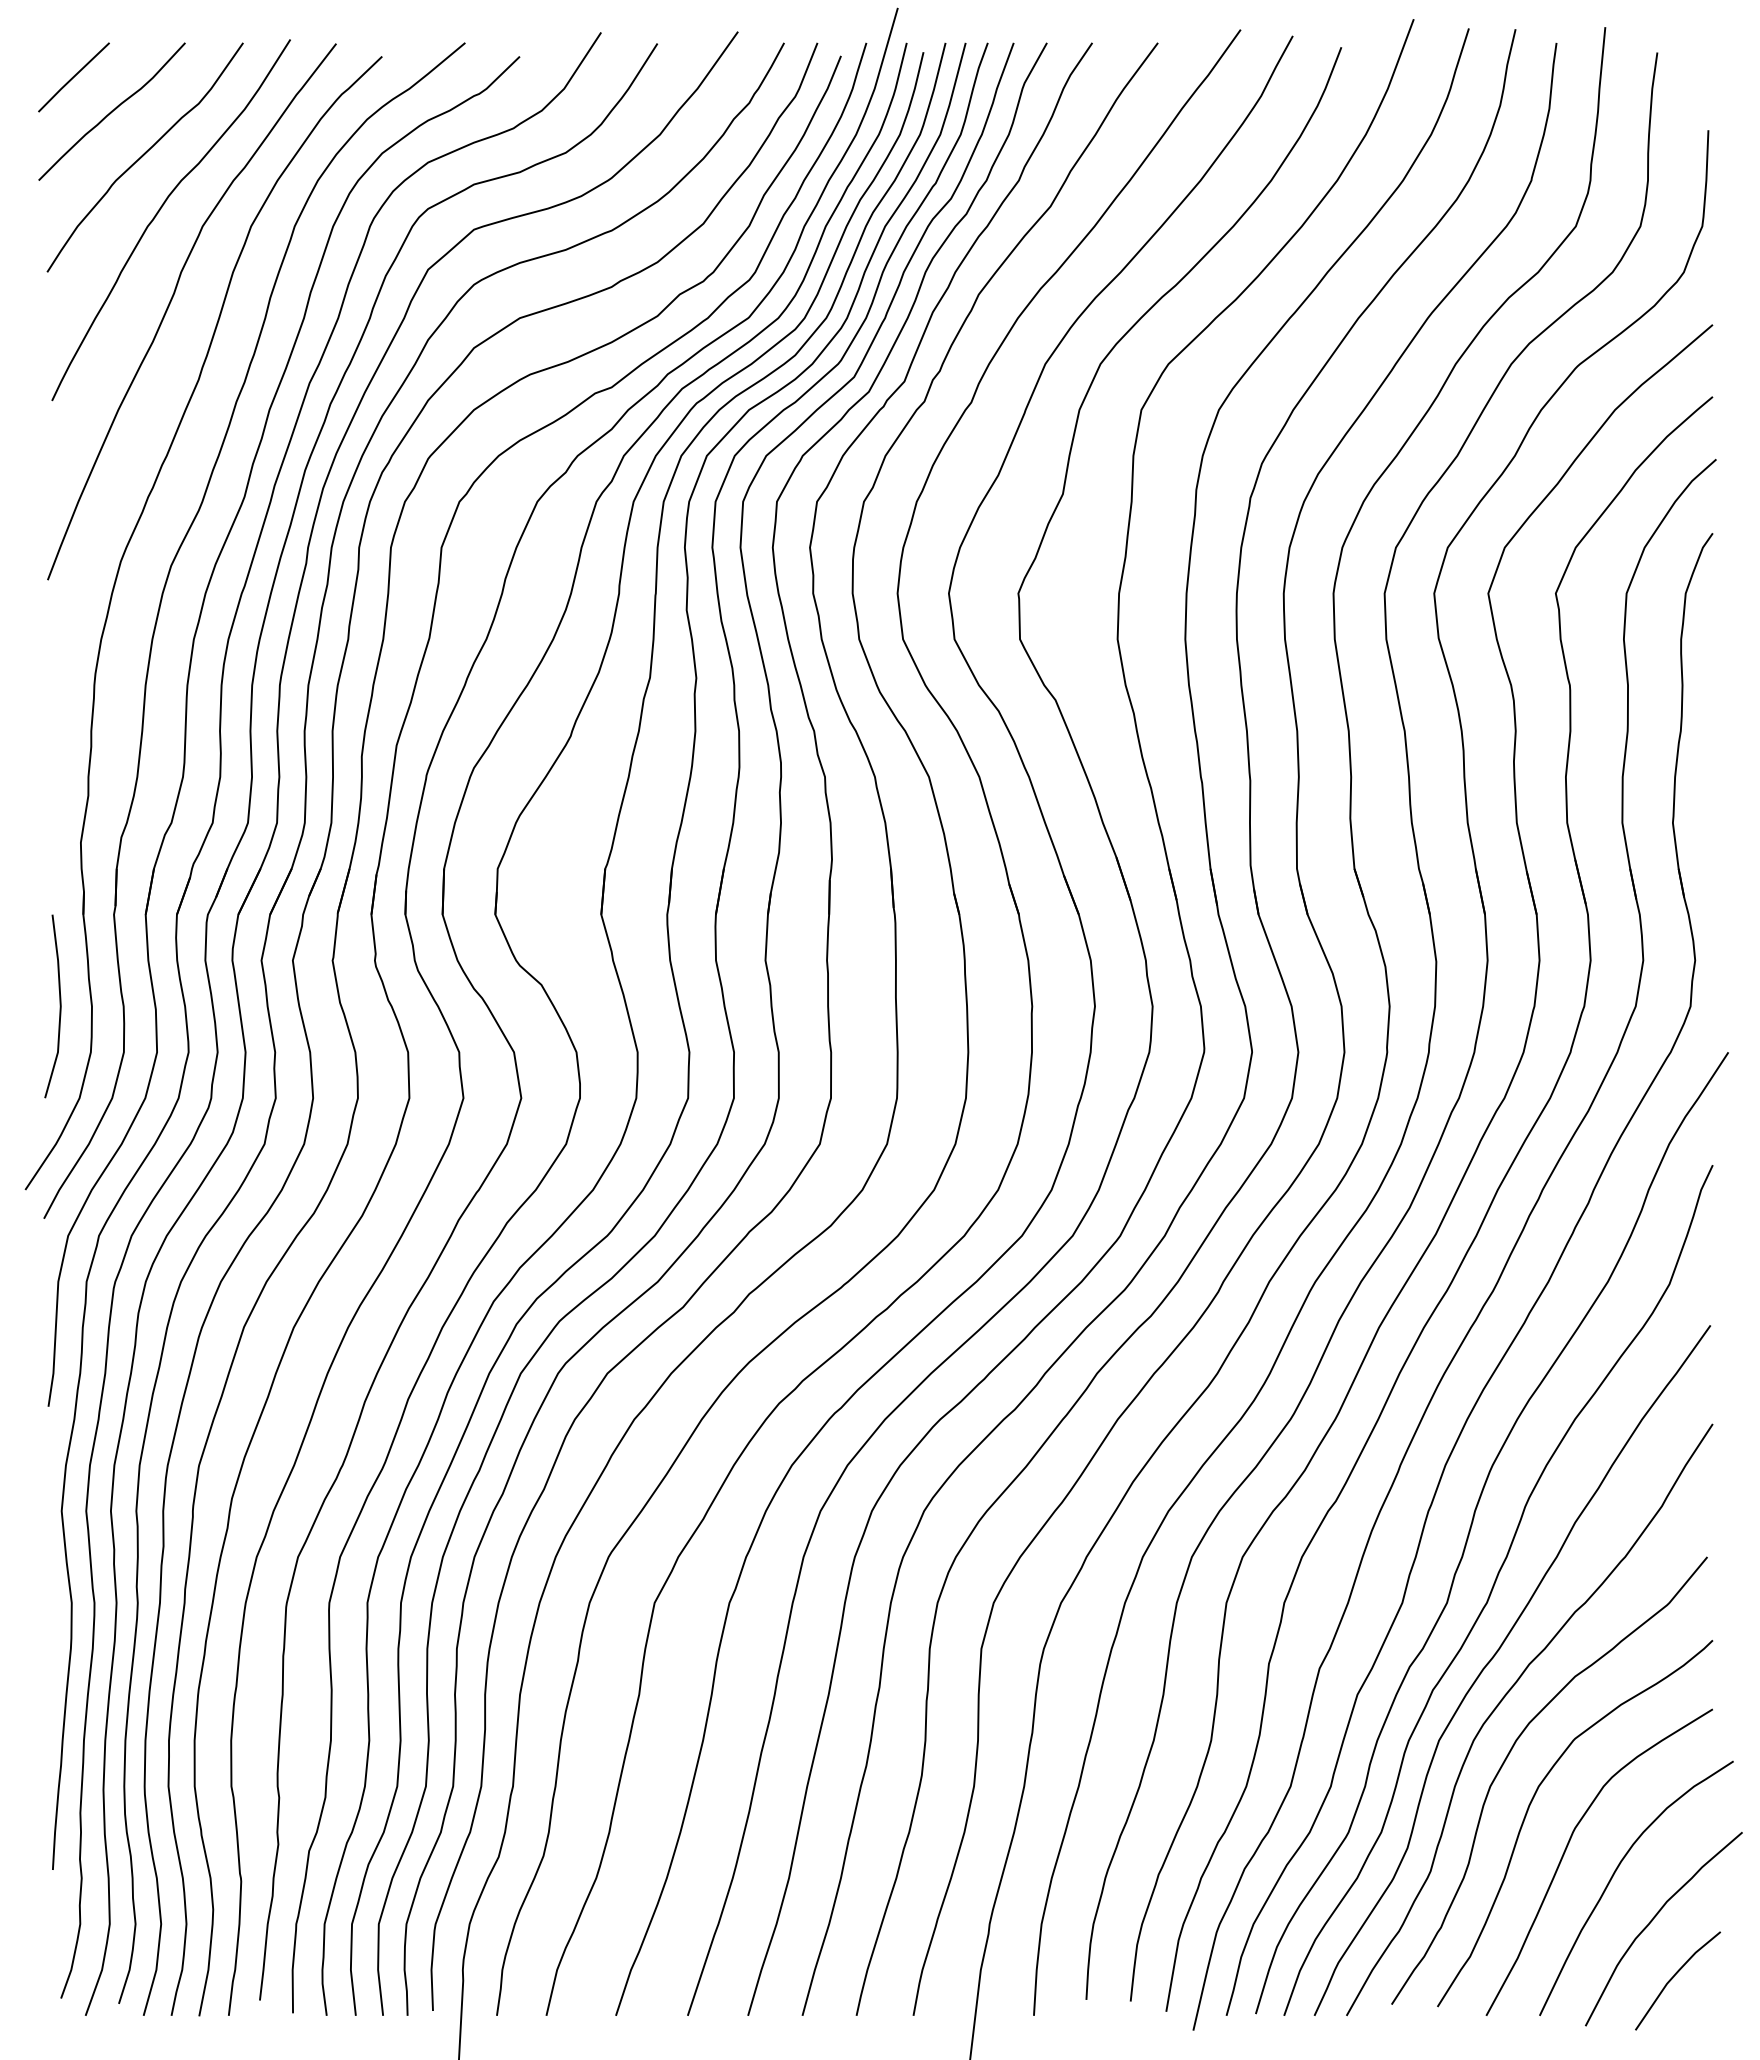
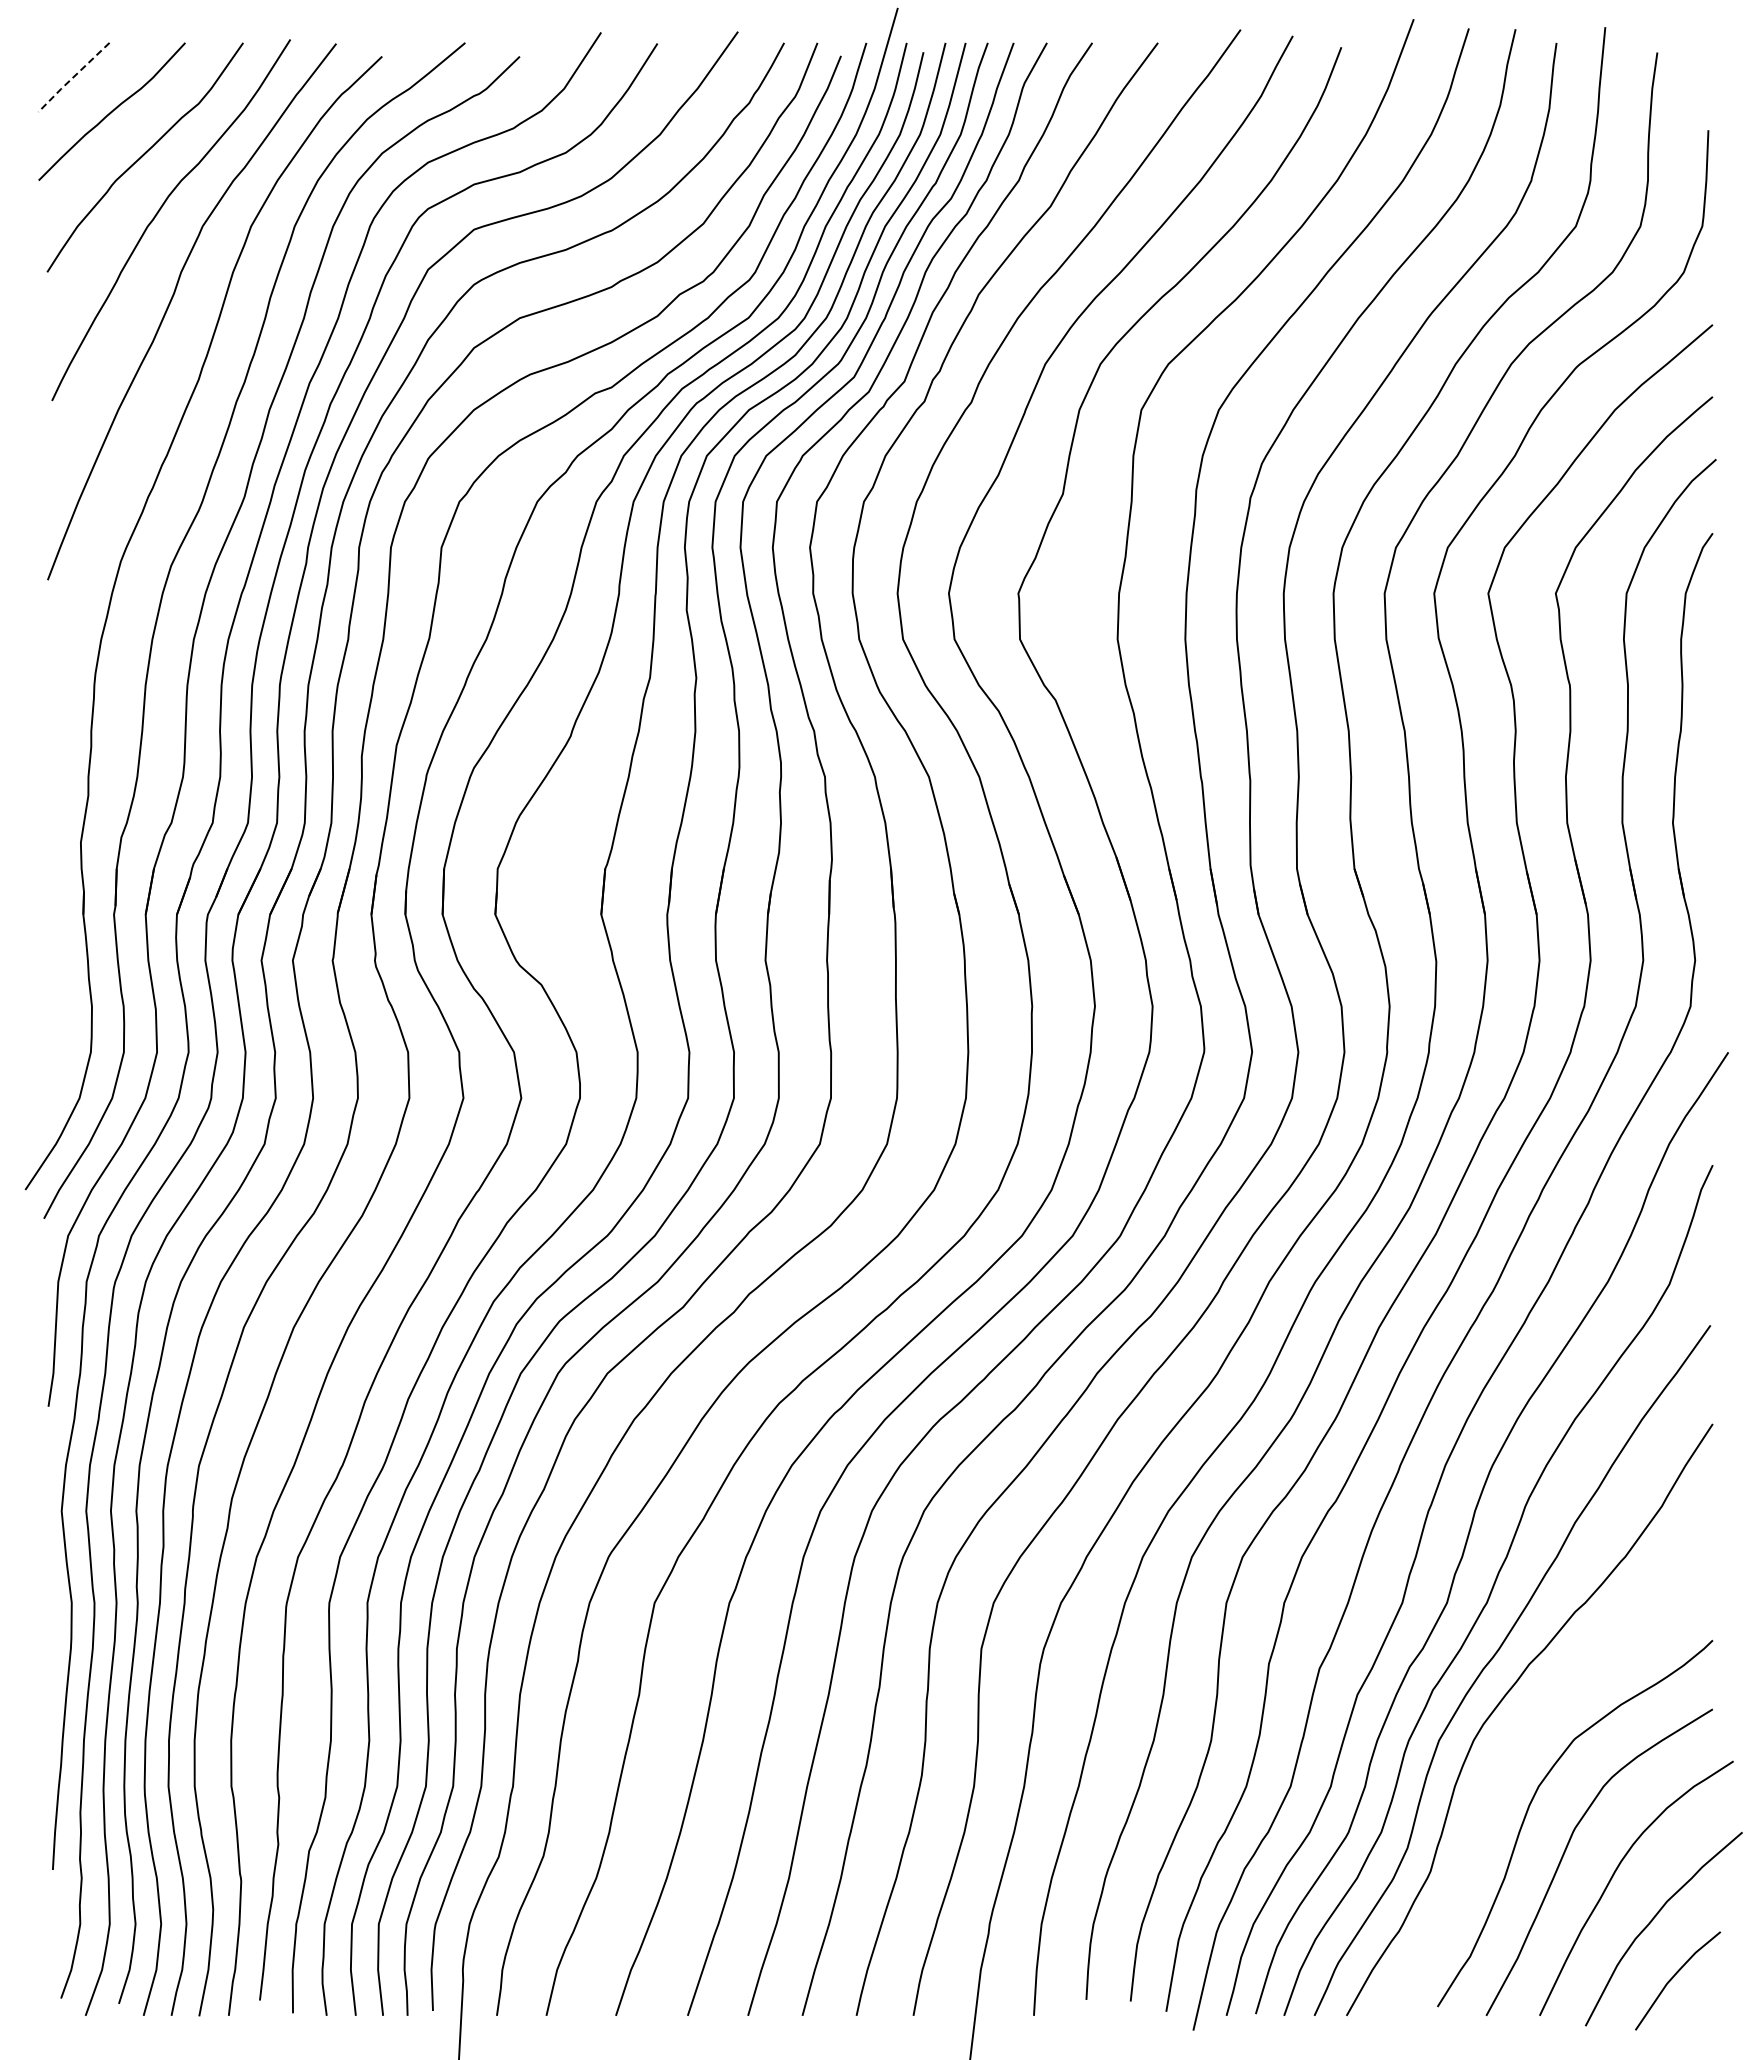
line: solid -> dashed (72, 78)
line: present -> none (59, 1006)
curve: present -> none (1507, 1758)
